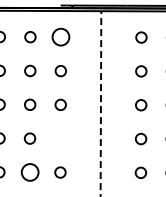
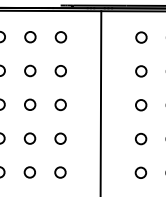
circle size: 20x20 px -> 14x13 px (60, 37)
line: dashed -> solid (100, 103)
circle: none -> present (60, 138)
circle size: 20x19 px -> 13x13 px (29, 172)
